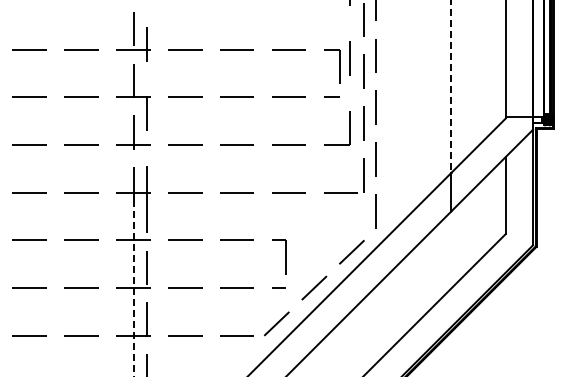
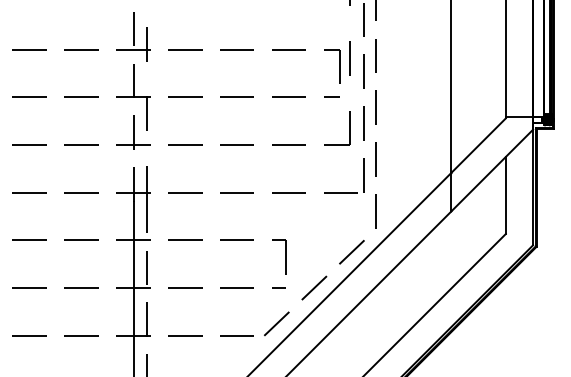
line: dashed -> solid (451, 86)
line: dashed -> solid (134, 288)
